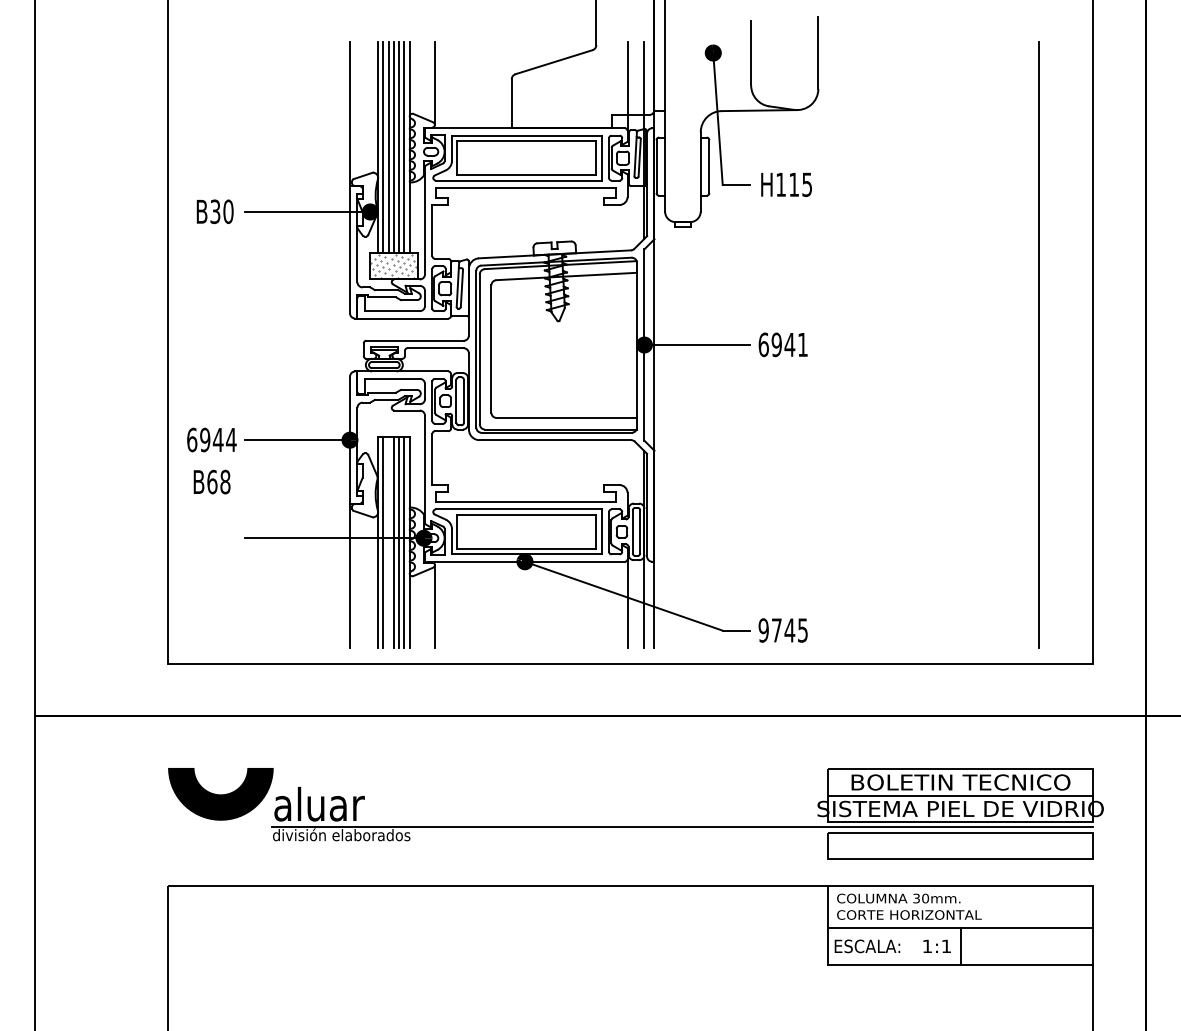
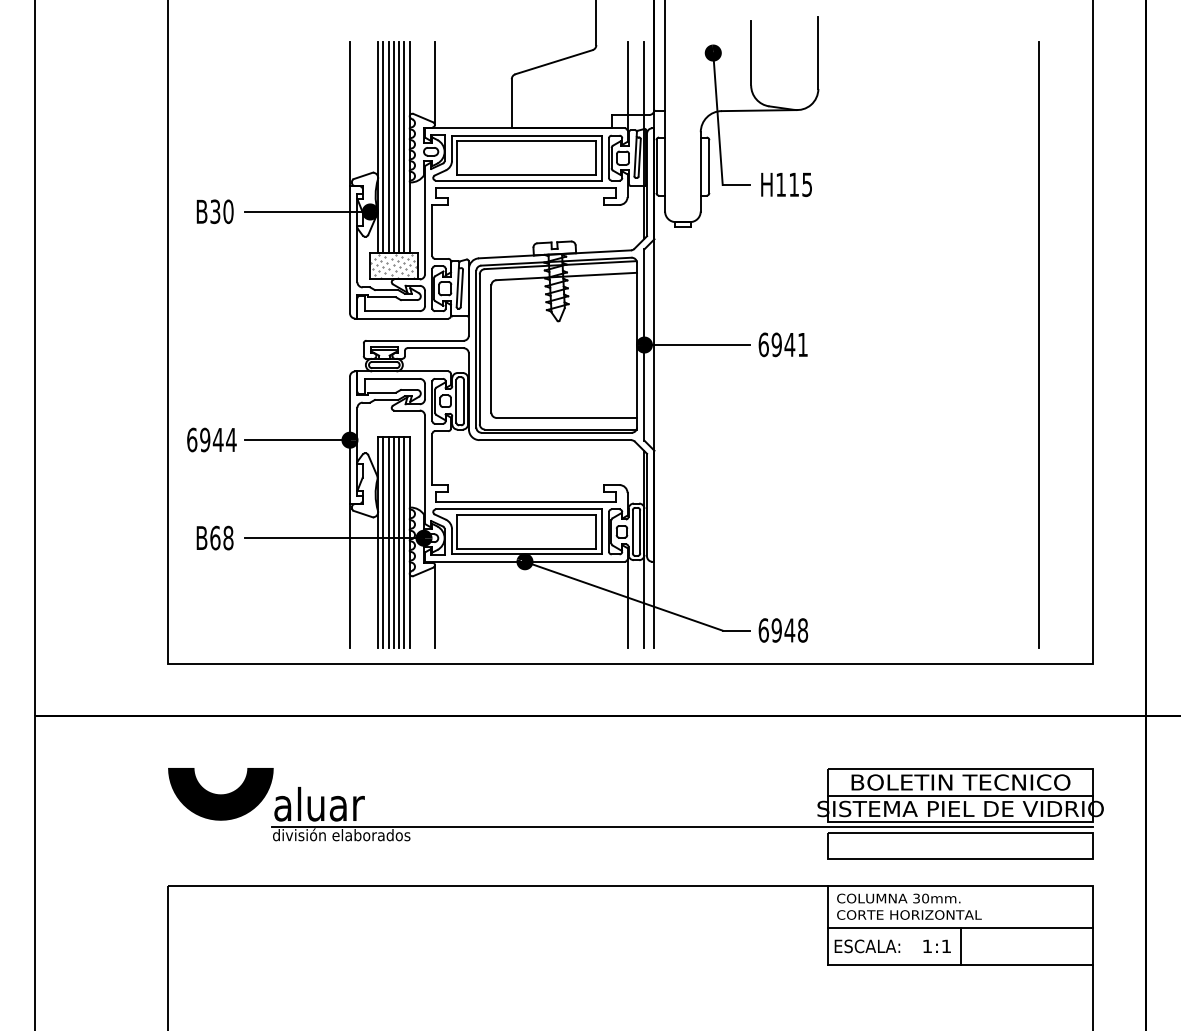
text position: (211, 481) -> (214, 537) (214, 537)
line: none -> present (388, 542)
text: 9745 -> 6948 (783, 630)
